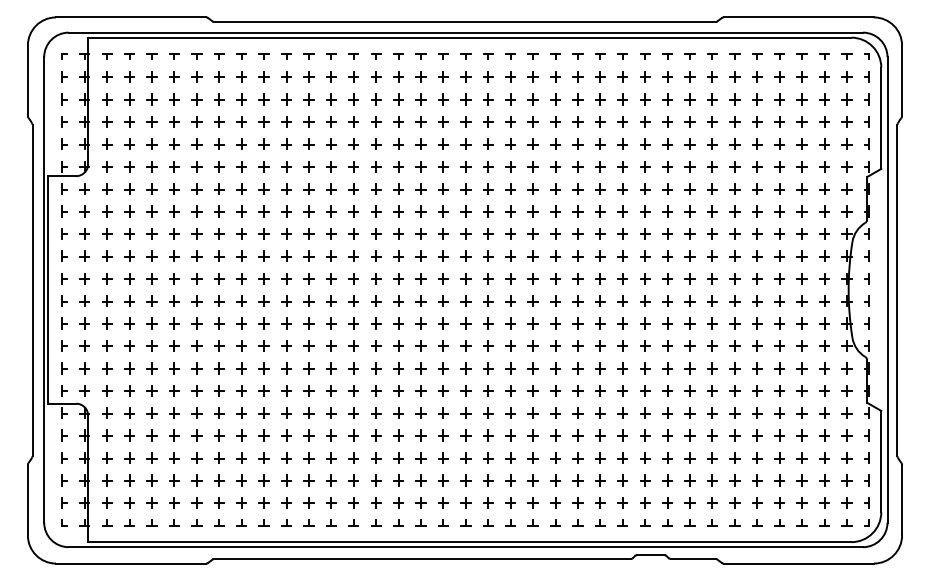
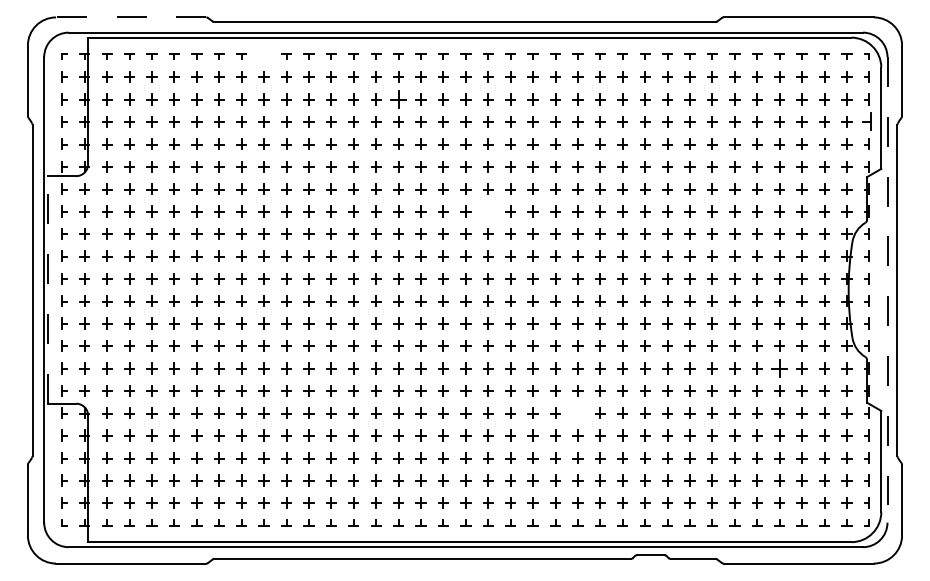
line: solid -> dashed (130, 17)
part: present -> none (263, 56)
part size: 11x13 px -> 17x19 px (398, 99)
part size: 6x12 px -> 10x19 px (866, 121)
part: present -> none (488, 211)
line: solid -> dashed (48, 289)
line: solid -> dashed (887, 289)
part size: 11x13 px -> 17x19 px (779, 368)
part: present -> none (577, 412)
